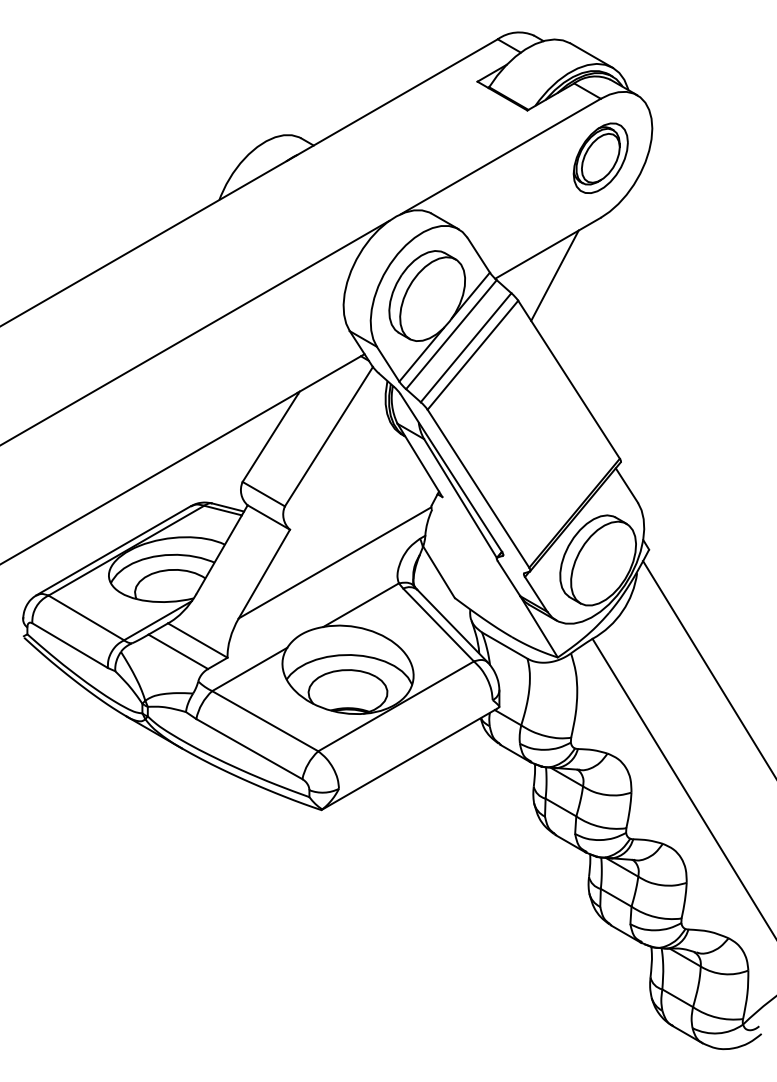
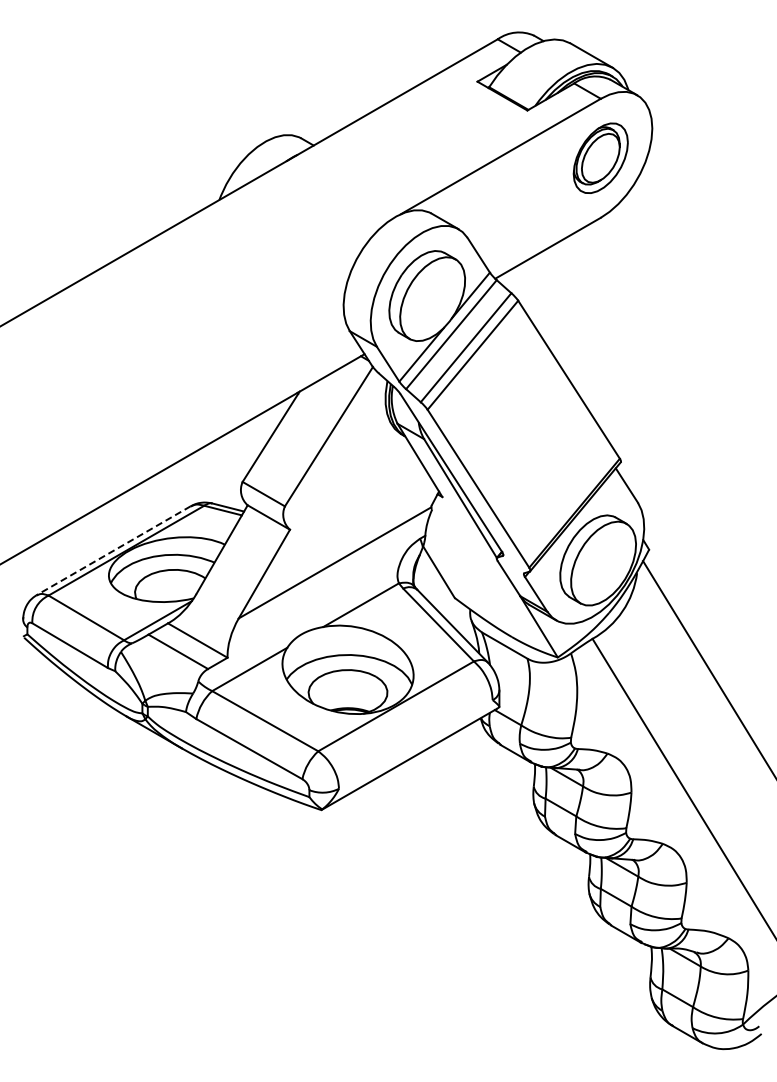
line: present -> none (554, 275)
line: present -> none (195, 332)
line: solid -> dashed (113, 551)
